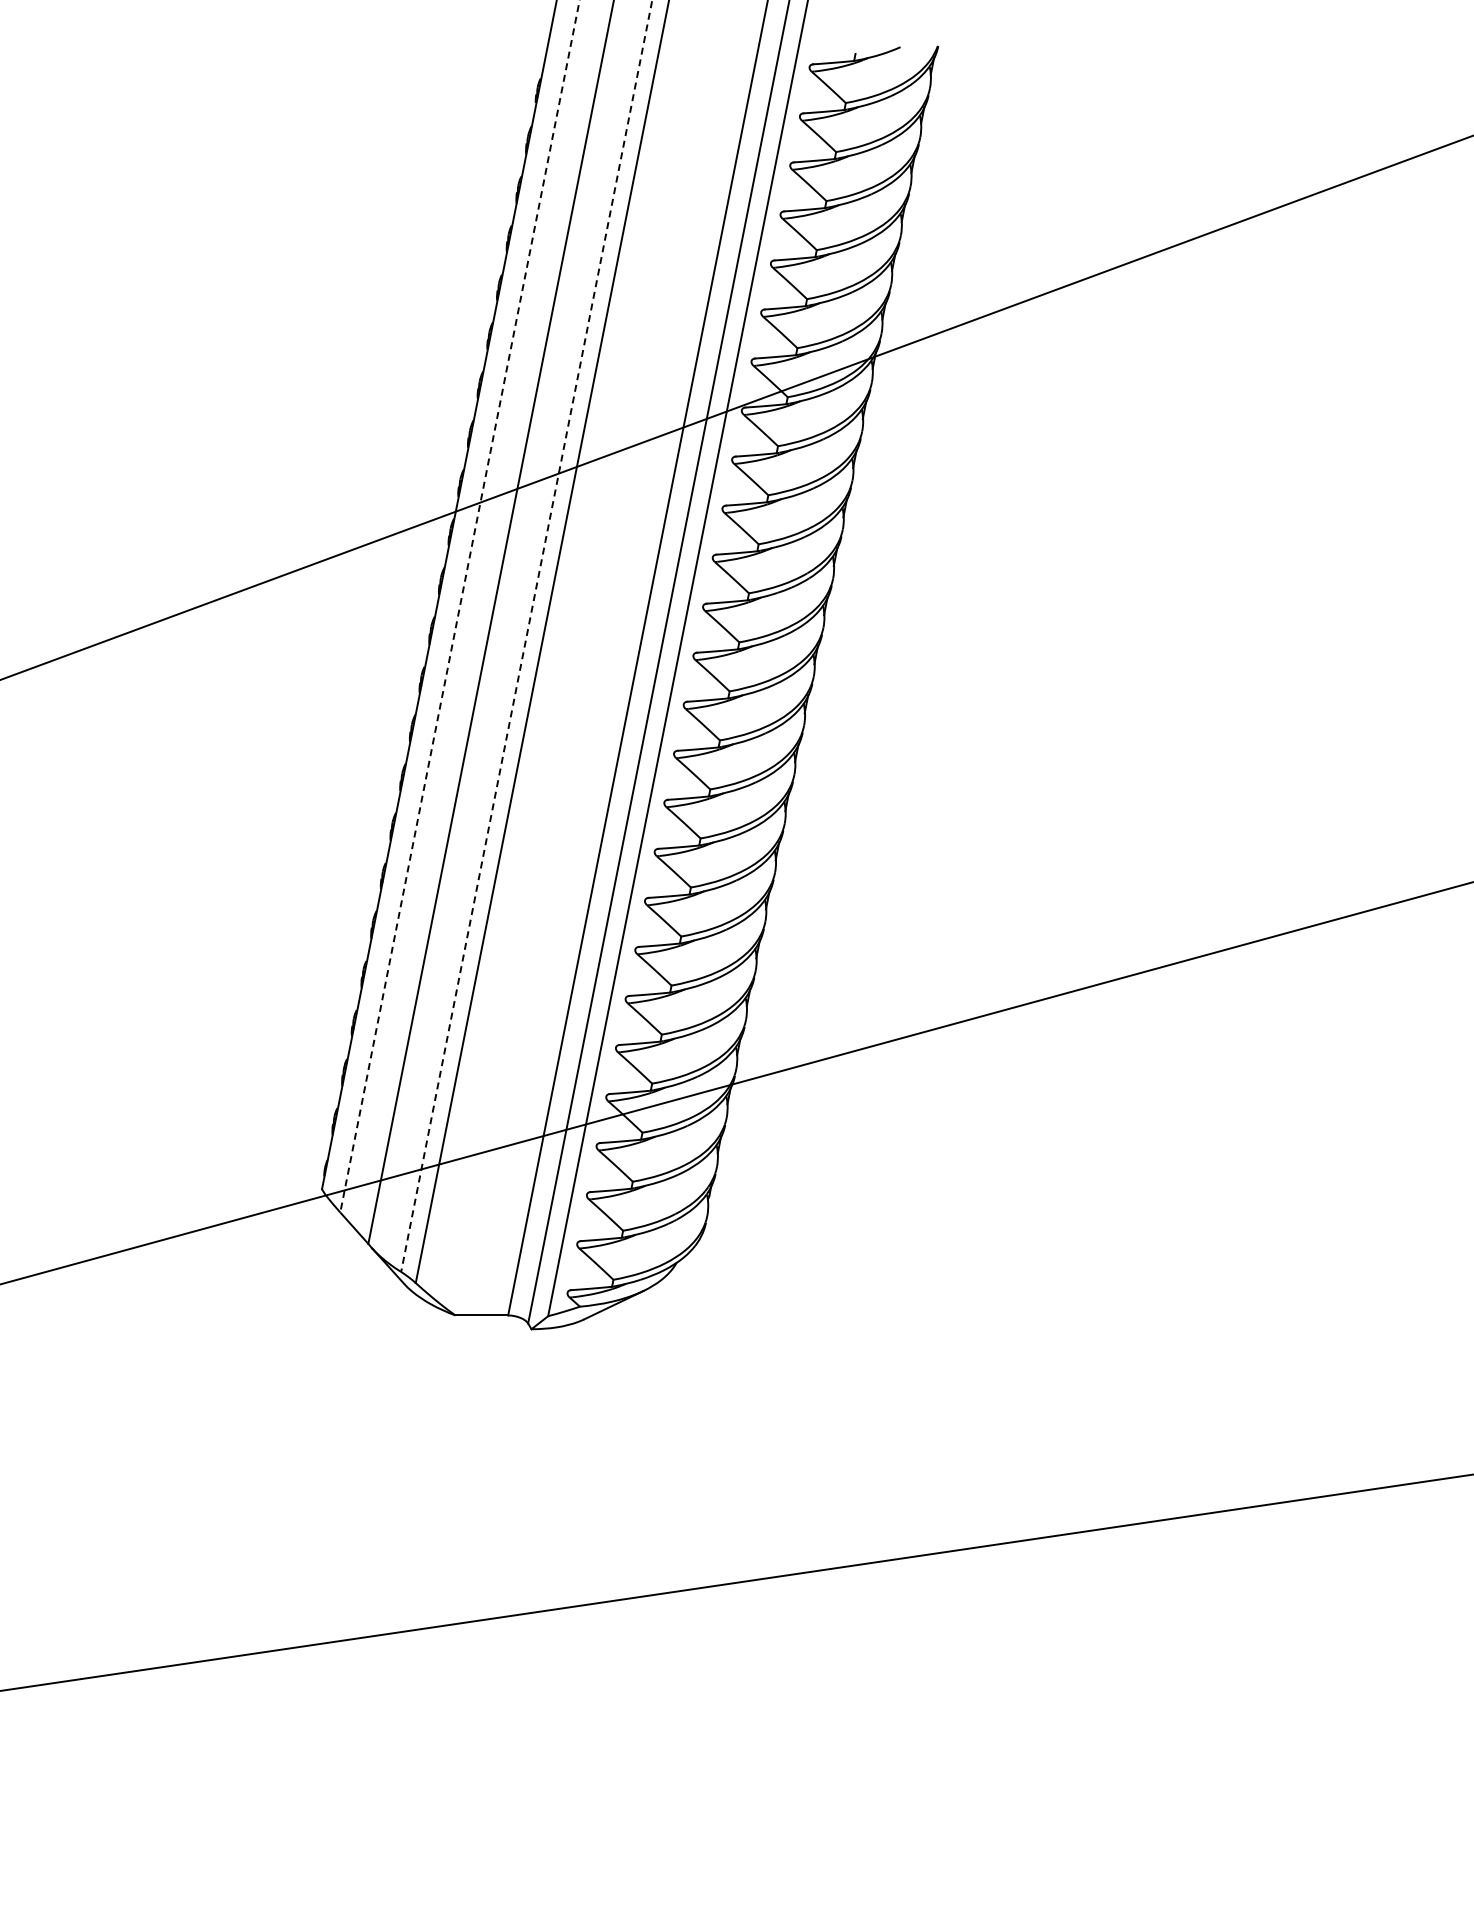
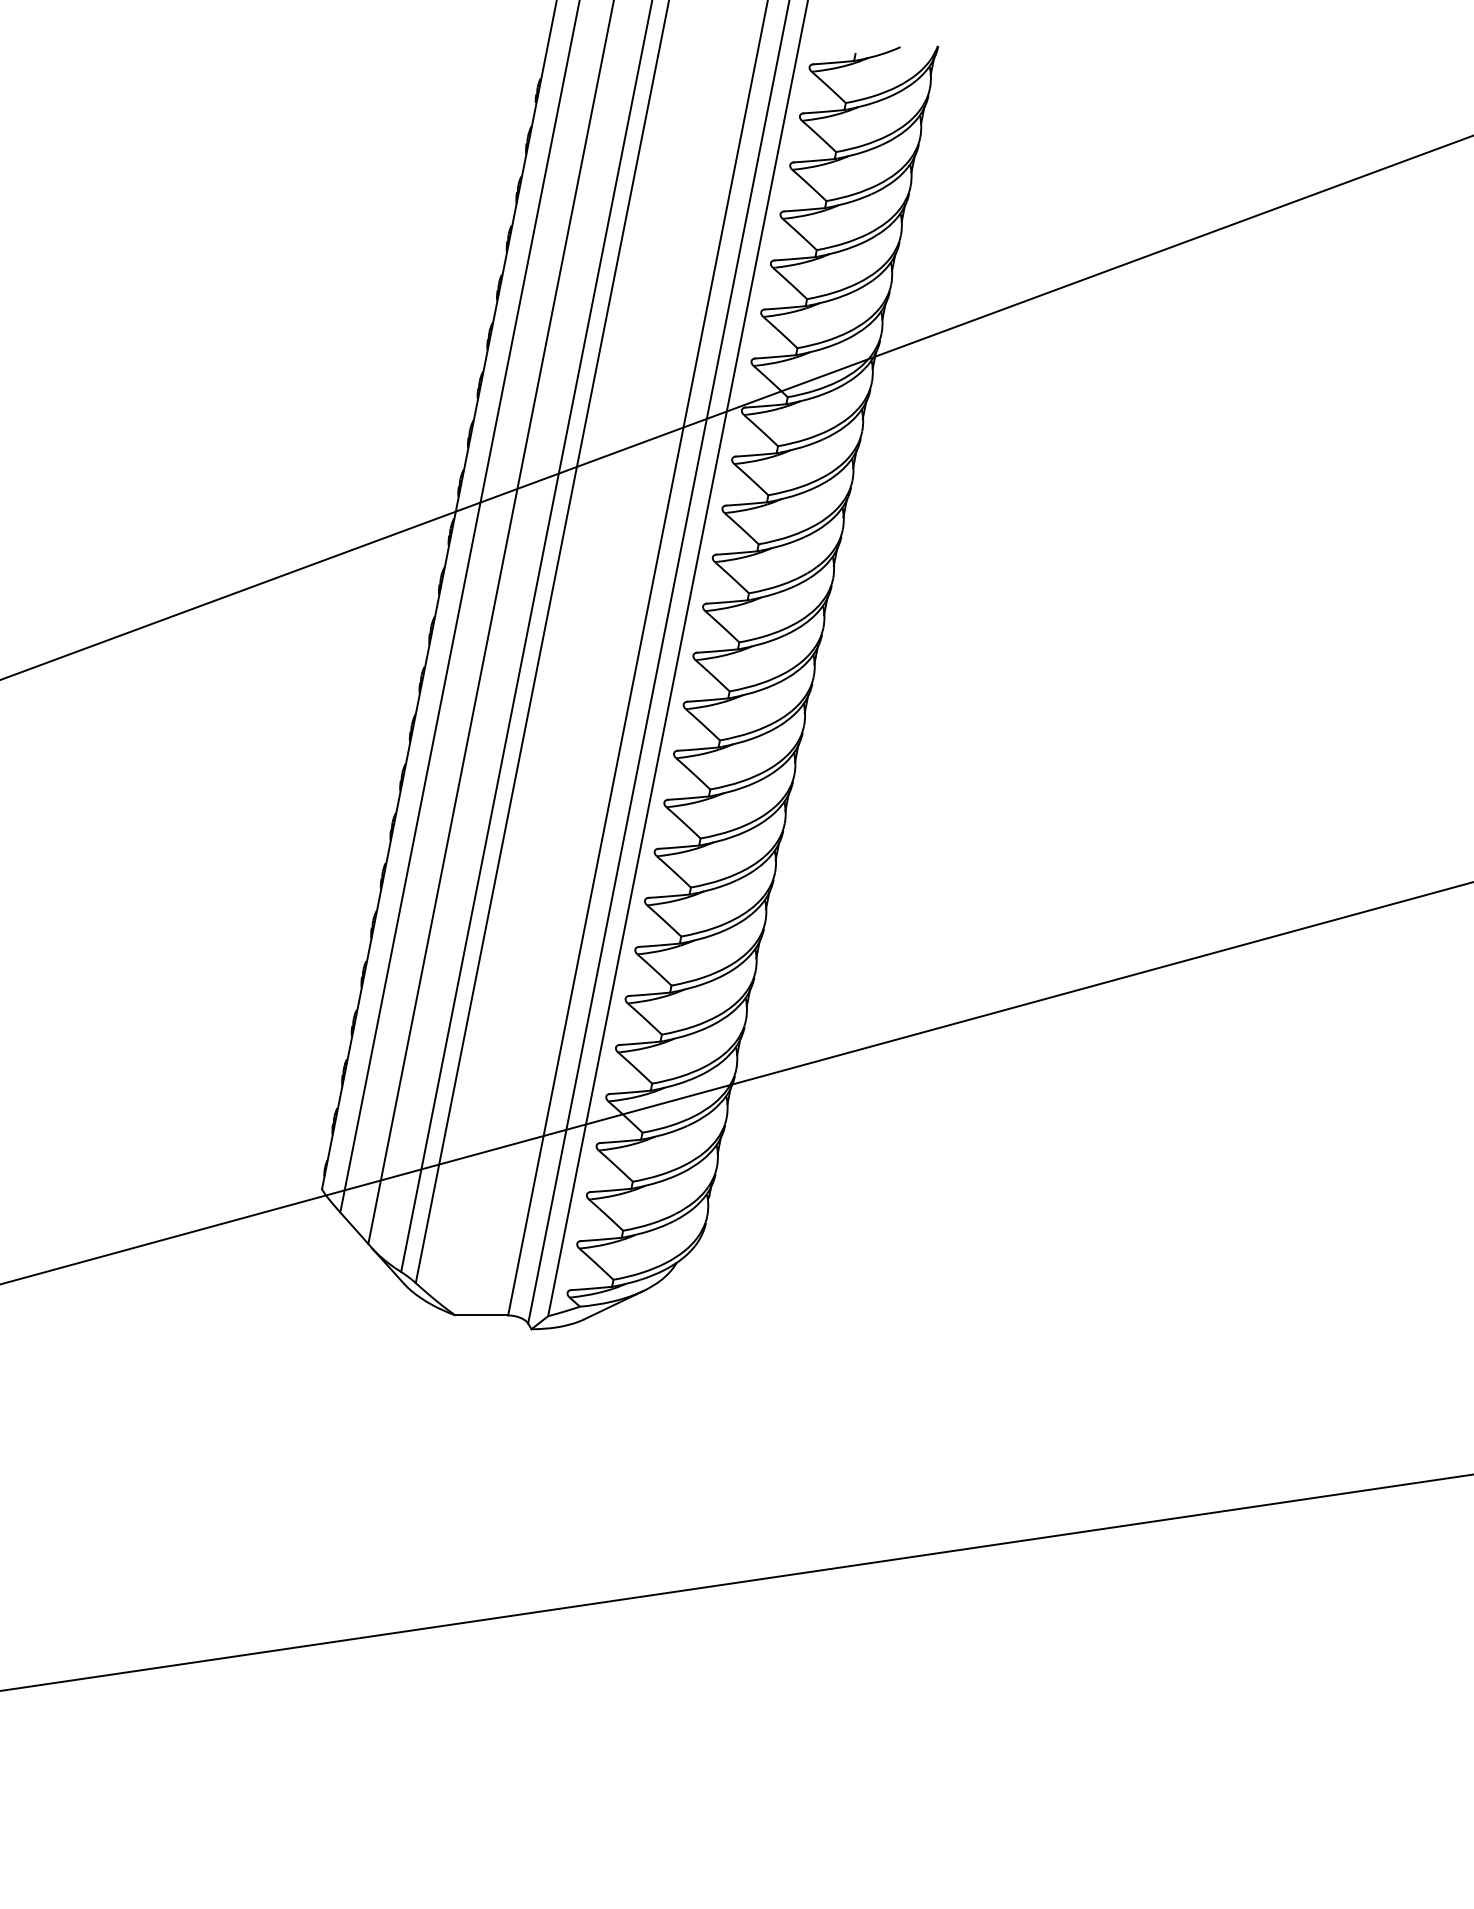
line: dashed -> solid (460, 606)
line: dashed -> solid (526, 636)
